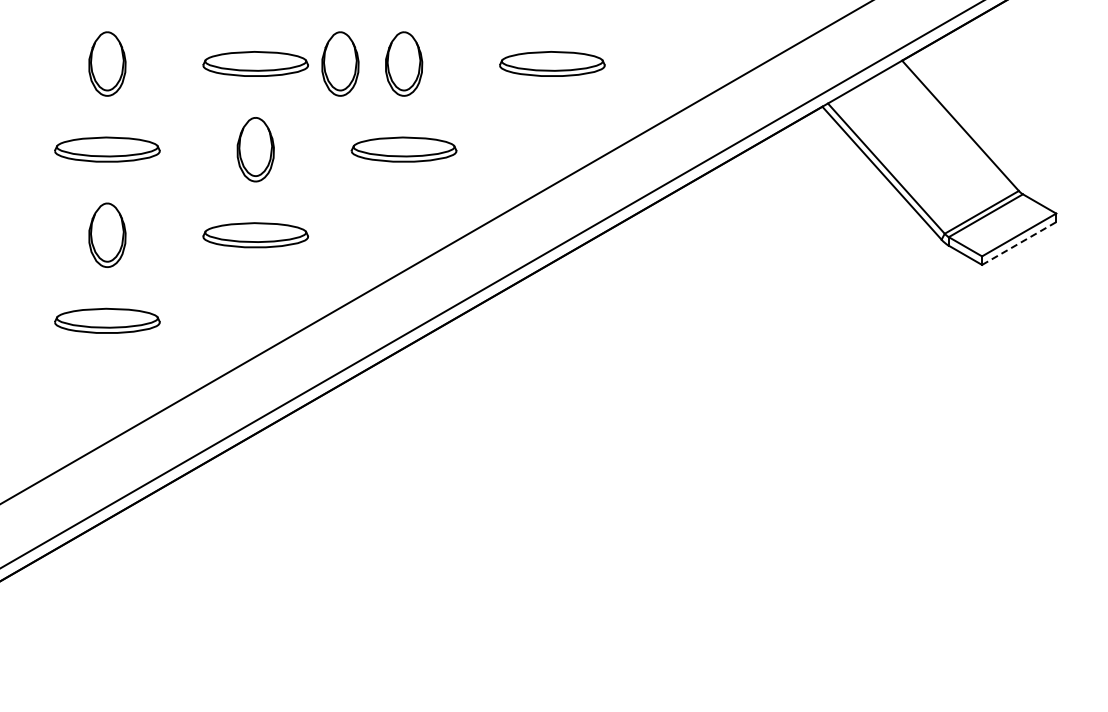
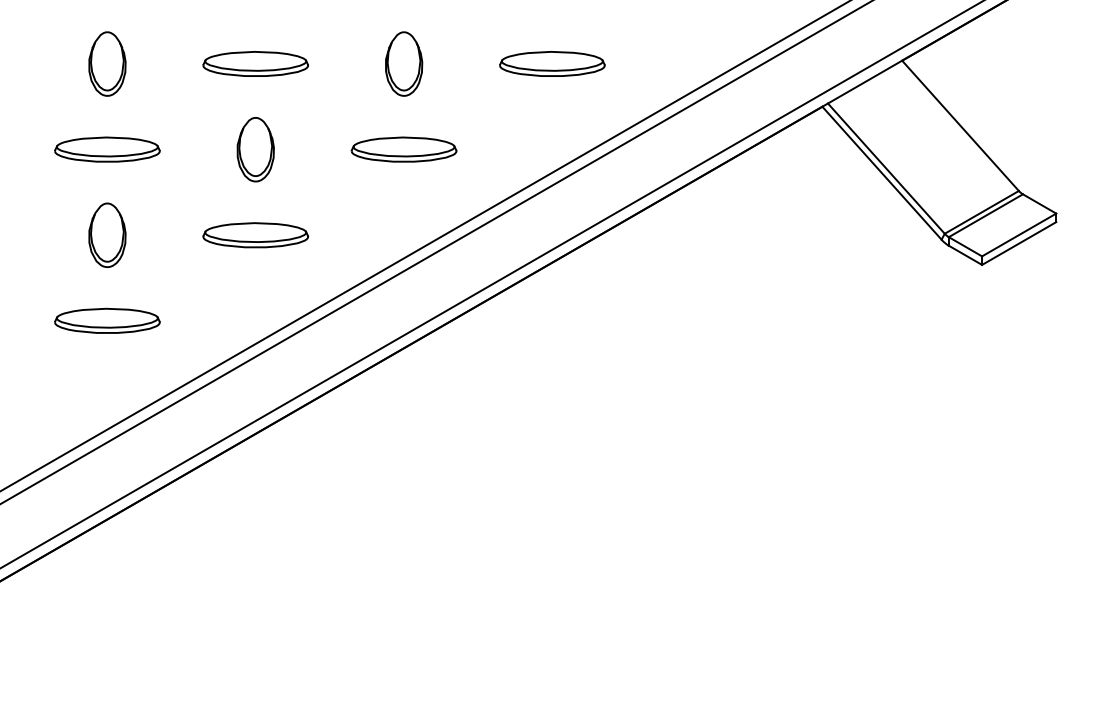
part: present -> none (340, 63)
line: dashed -> solid (1019, 243)
line: none -> present (424, 246)
